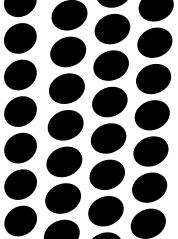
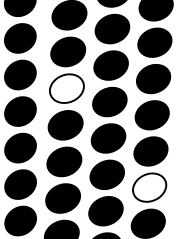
fill: present -> none (66, 88)
fill: present -> none (149, 187)
